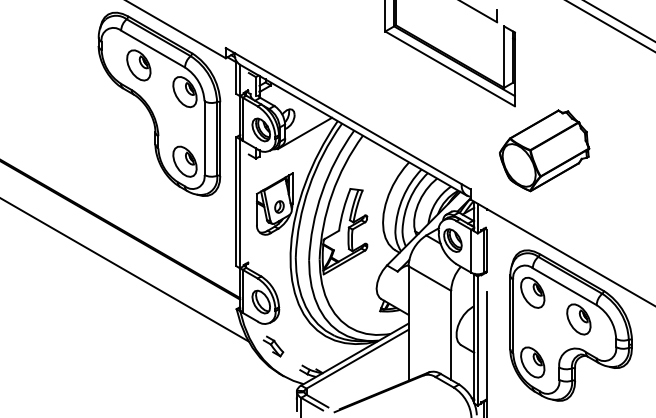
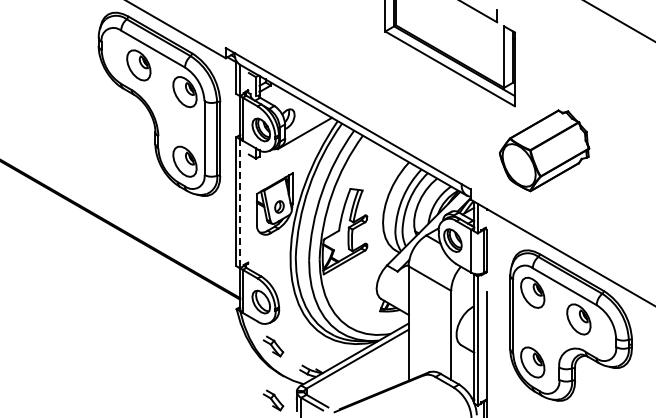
line: present -> none (610, 26)
line: solid -> dashed (240, 203)
line: present -> none (125, 270)
part: none -> present (273, 400)
